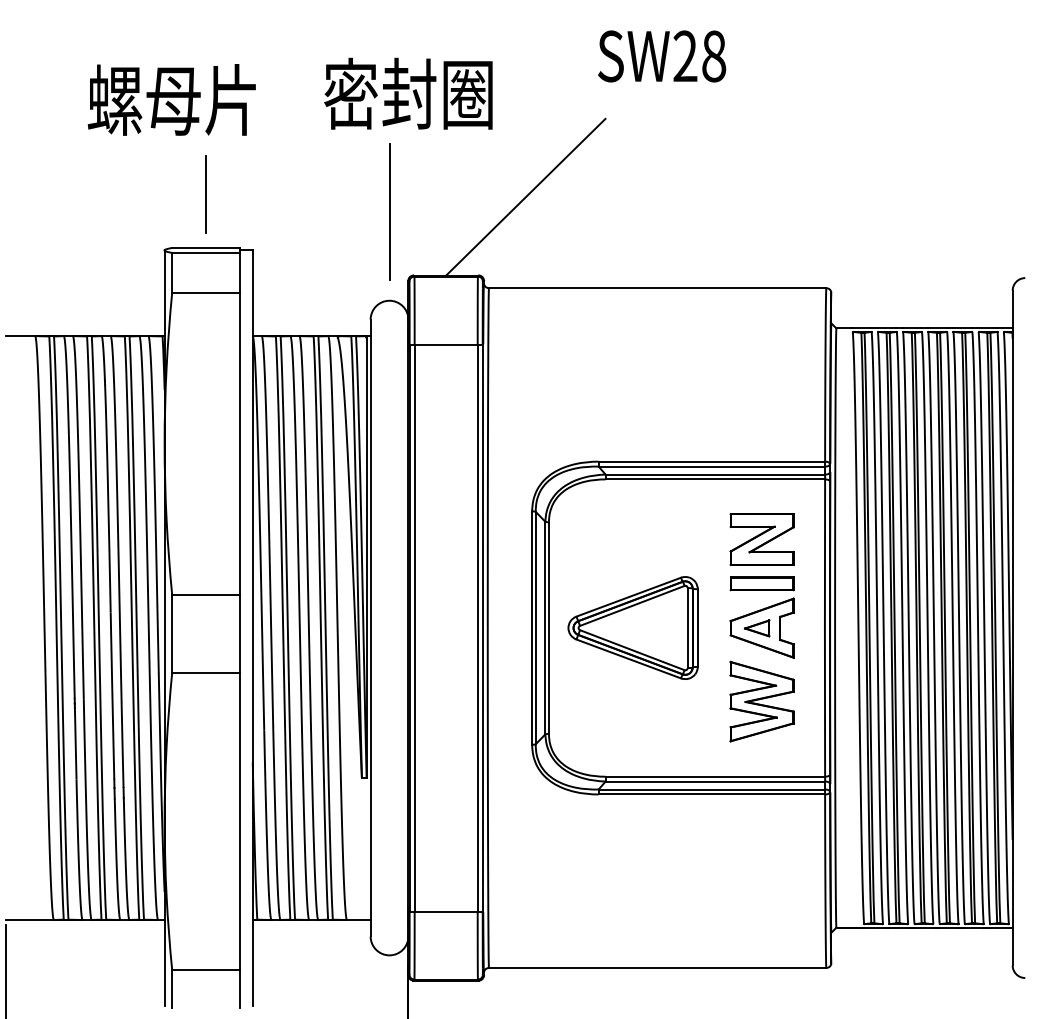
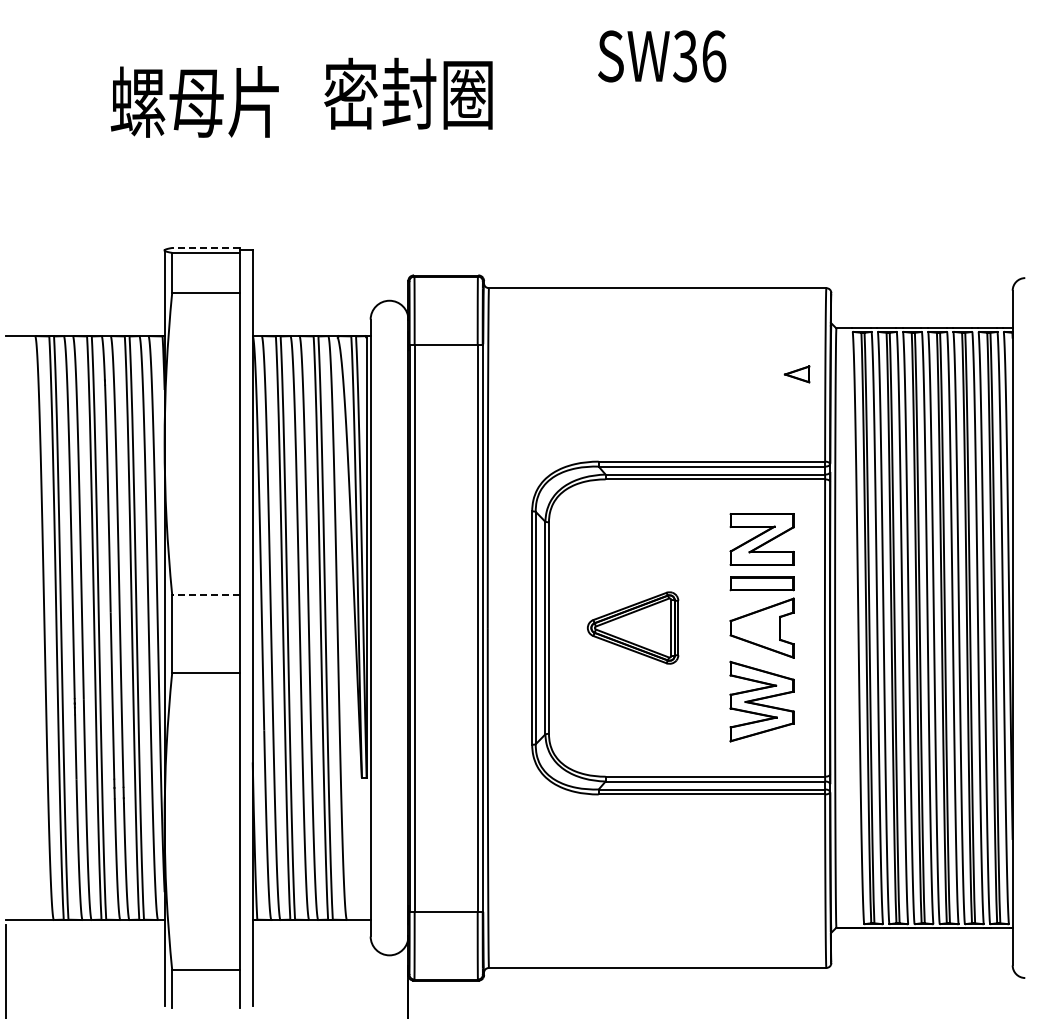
text: SW28 -> SW36 (699, 56)
text position: (171, 99) -> (194, 101) (194, 101)
line: present -> none (206, 194)
line: present -> none (525, 196)
line: present -> none (389, 211)
line: solid -> dashed (206, 247)
line: solid -> dashed (206, 594)
part size: 132x104 px -> 93x74 px (633, 627)
part position: (756, 628) -> (796, 374) (796, 374)
